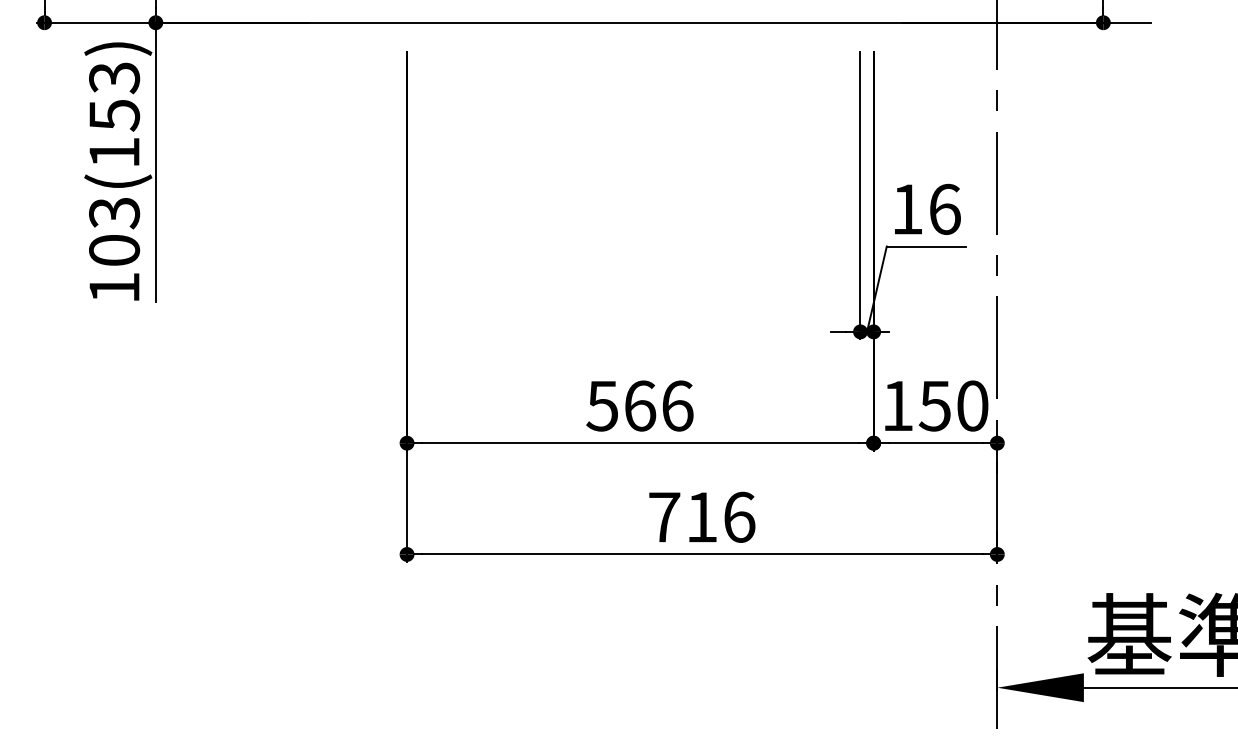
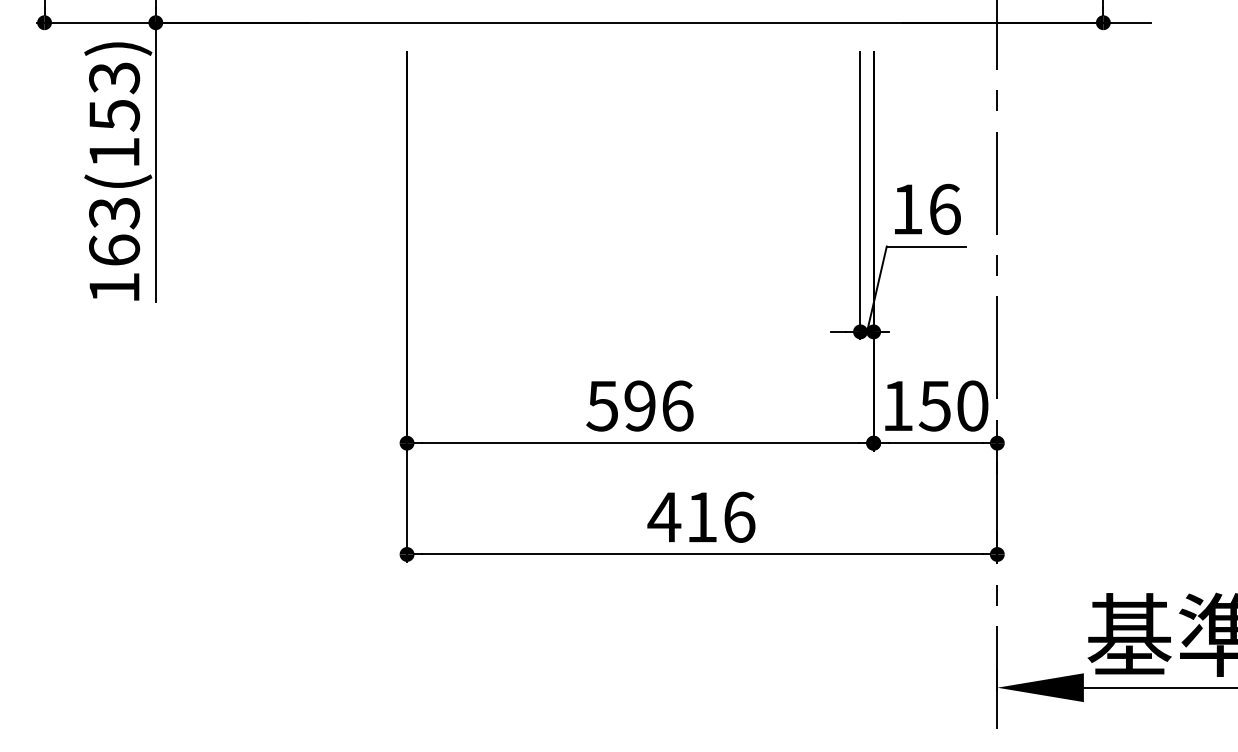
text: 103(153) -> 163(153) (114, 249)
text: 566 -> 596 (640, 405)
text: 716 -> 416 (664, 517)
